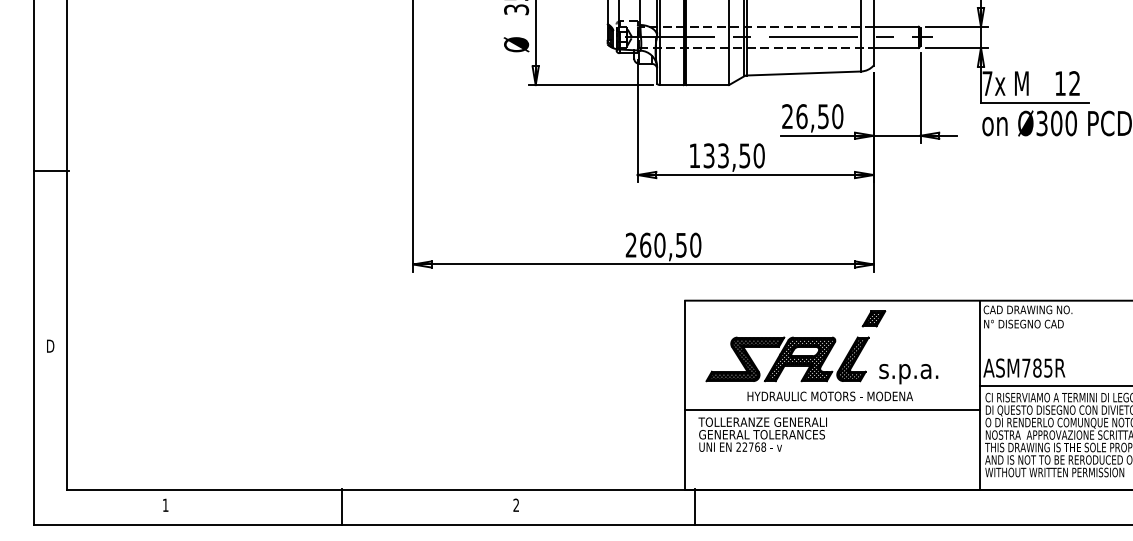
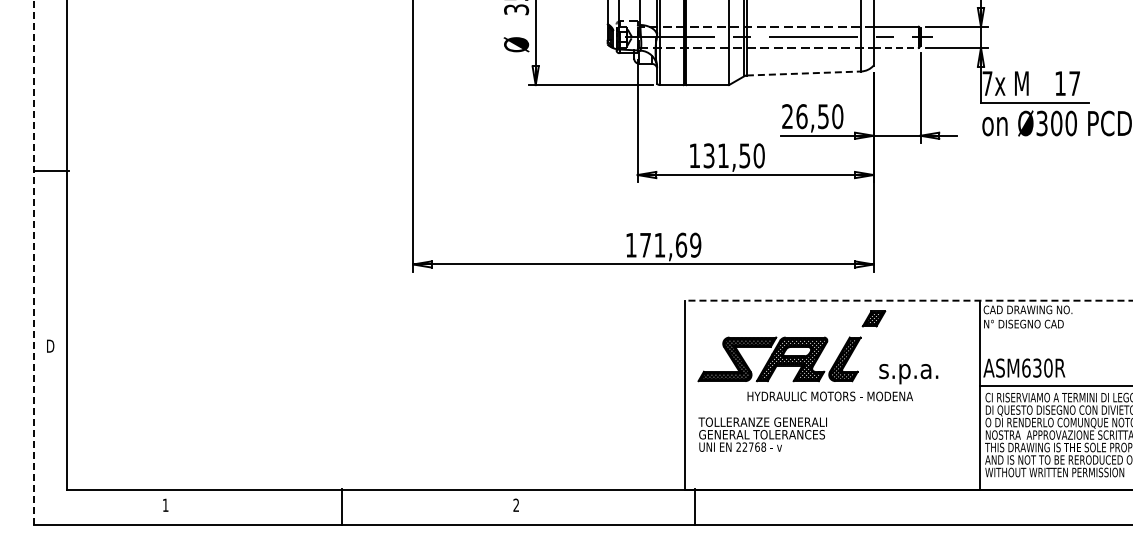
line: solid -> dashed (896, 47)
line: solid -> dashed (804, 73)
text: 12 -> 17 (1074, 83)
text: 133,50 -> 131,50 (723, 155)
text: 260,50 -> 171,69 (663, 244)
line: solid -> dashed (33, 262)
line: solid -> dashed (908, 300)
part position: (787, 359) -> (779, 359) (779, 359)
text: ASM785R -> ASM630R (1037, 367)
line: present -> none (832, 410)
